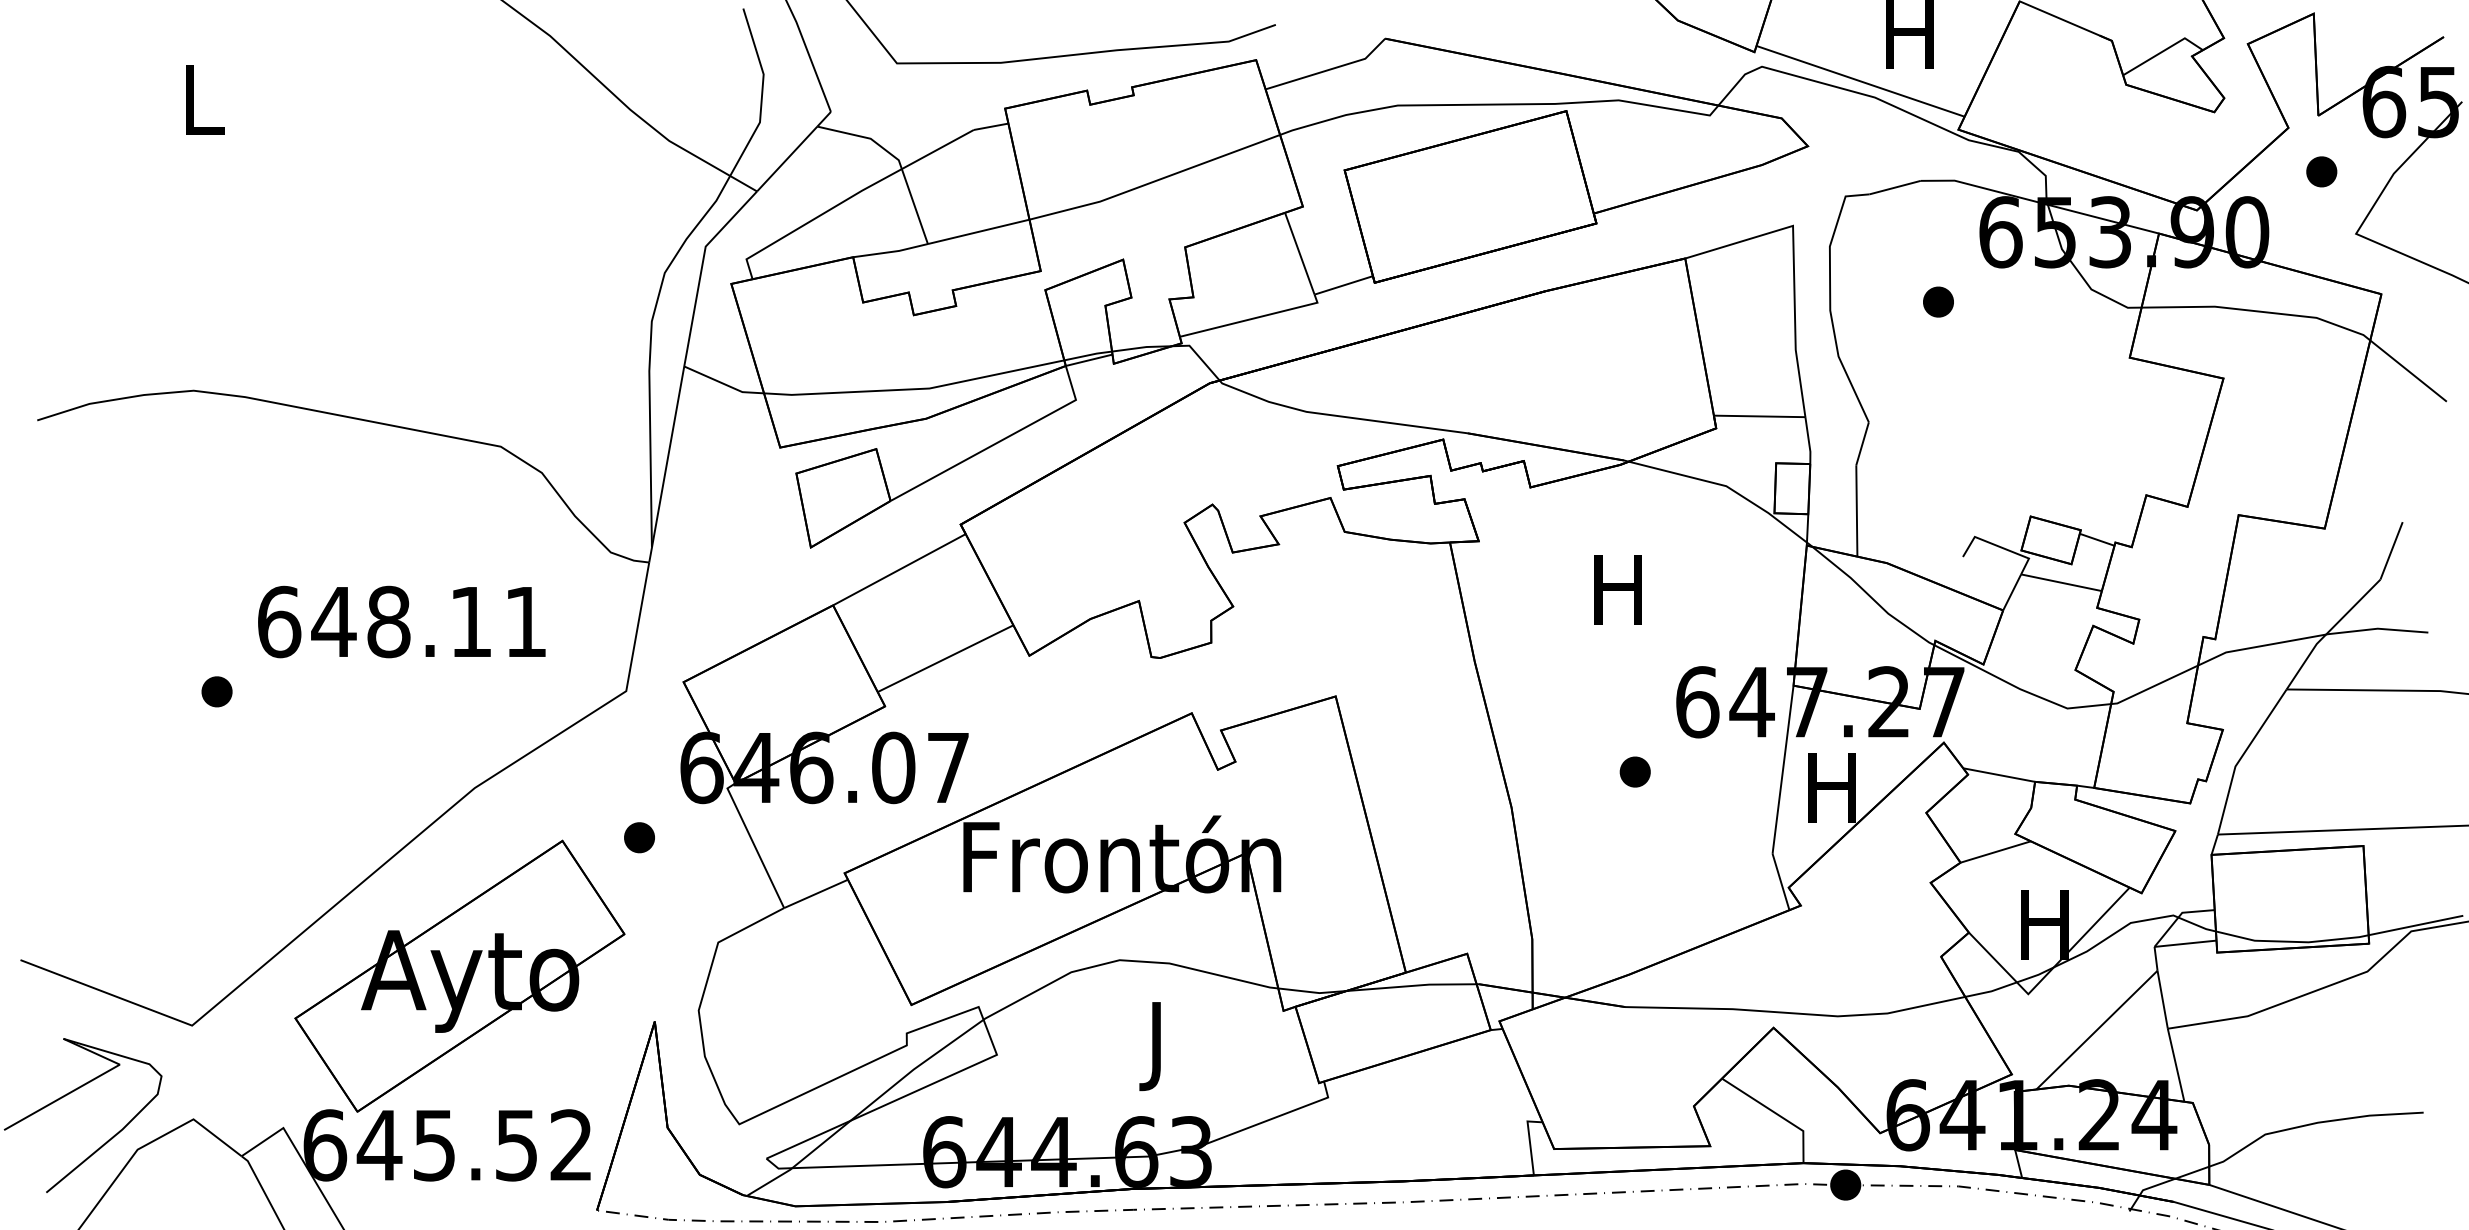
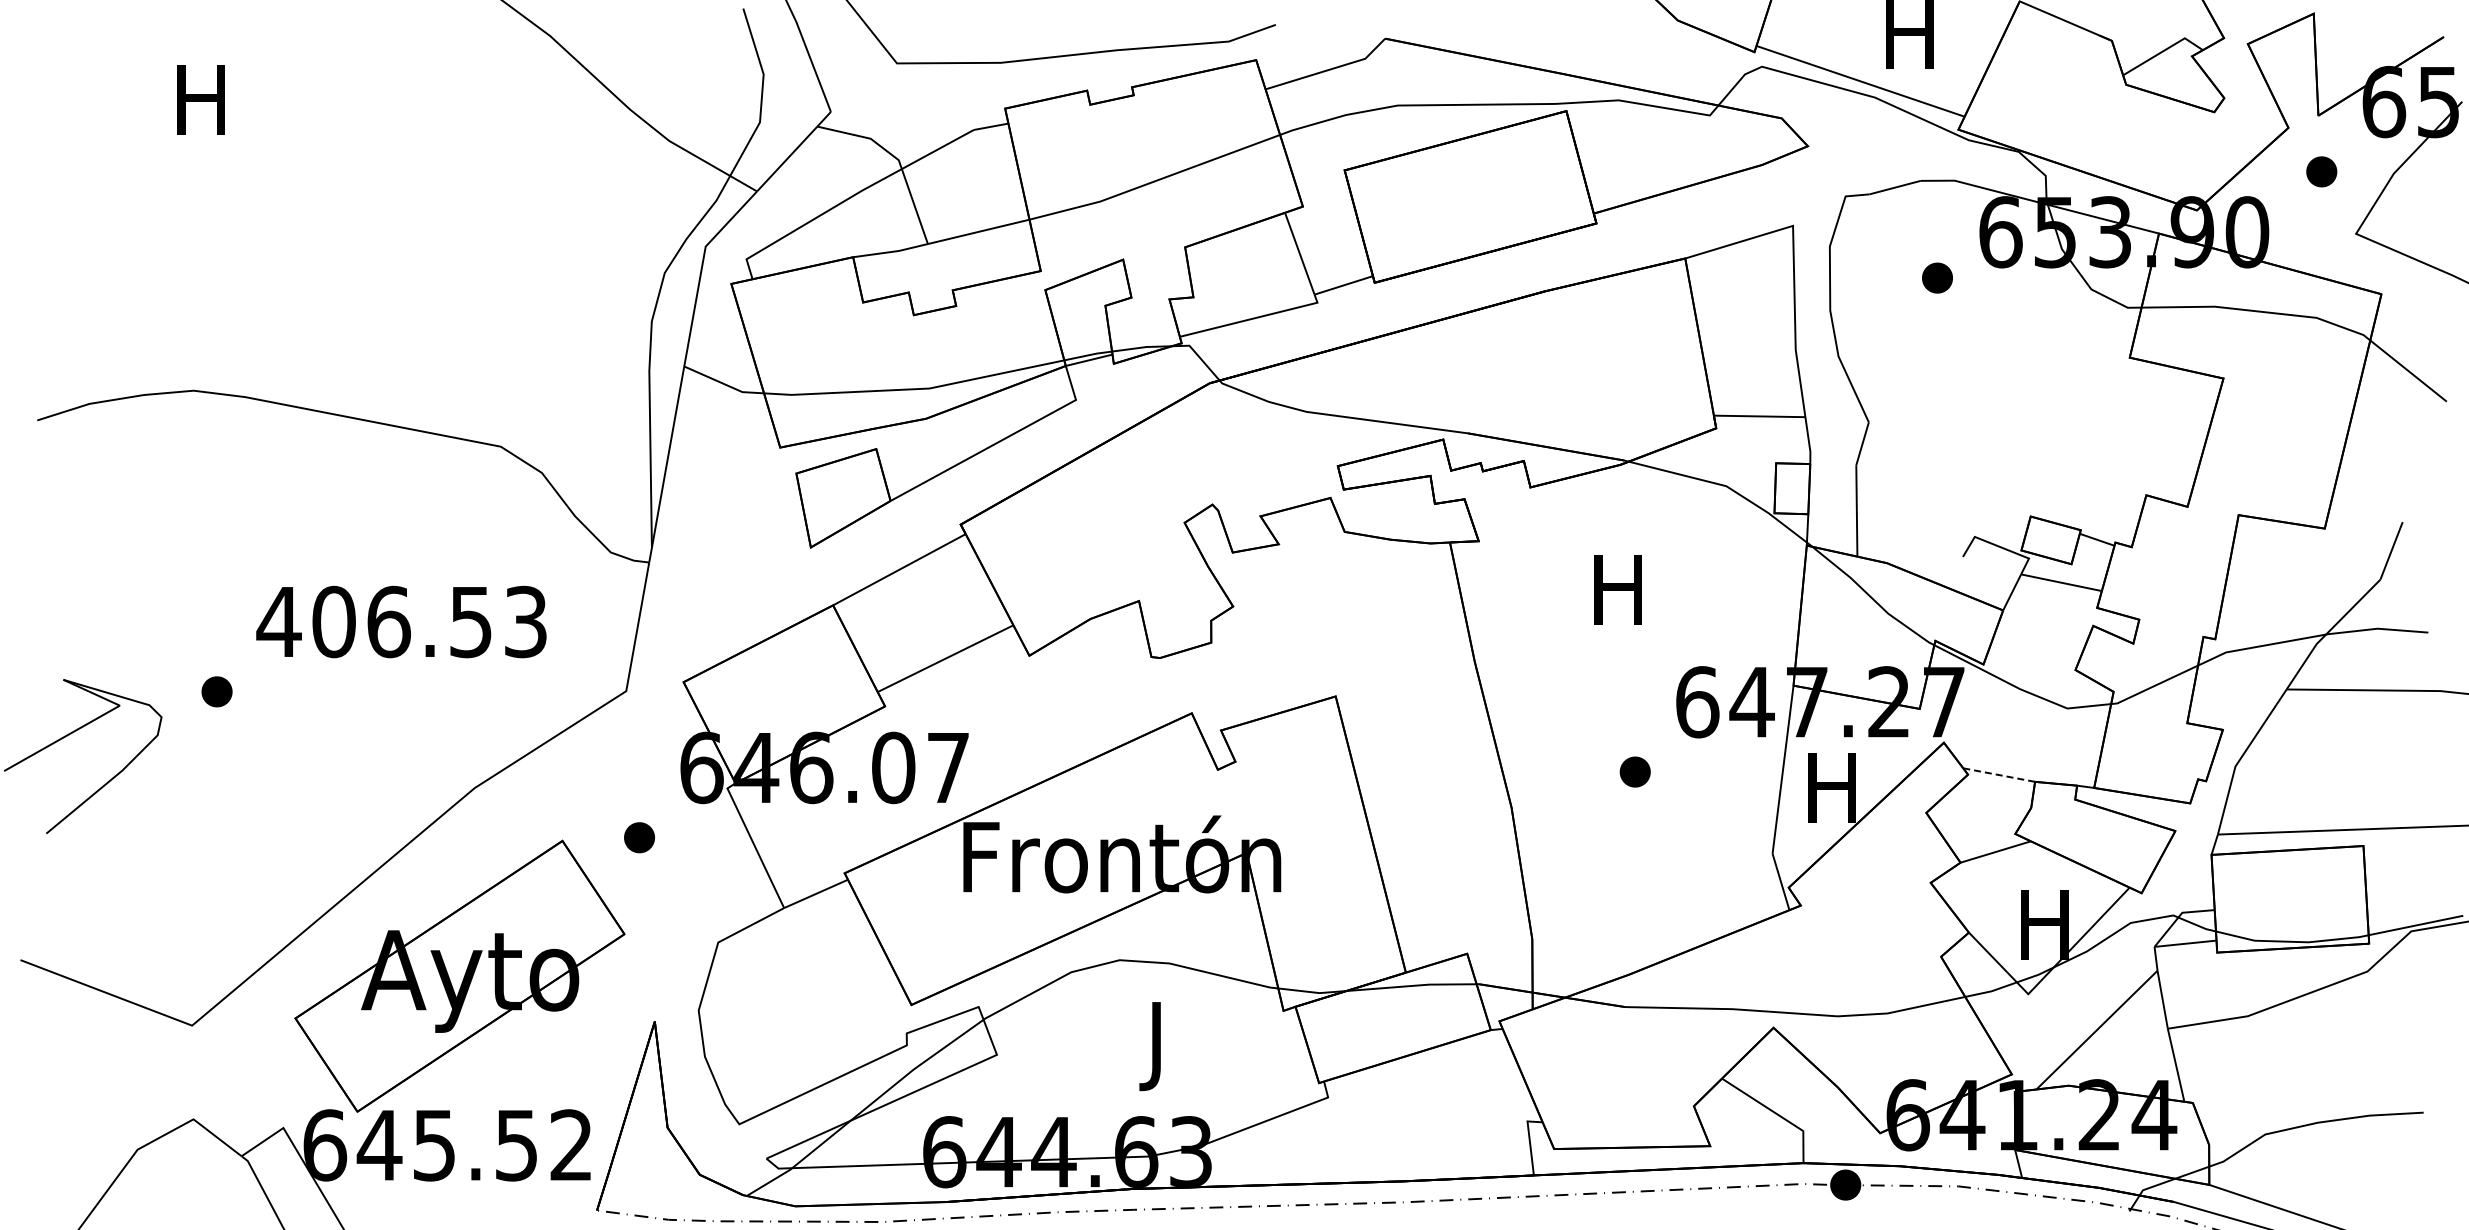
text: L -> H (200, 99)
part position: (1938, 301) -> (1937, 277) (1937, 277)
text: 648.11 -> 406.53 (401, 621)
line: solid -> dashed (1999, 775)
part position: (71, 1093) -> (71, 734) (71, 734)
